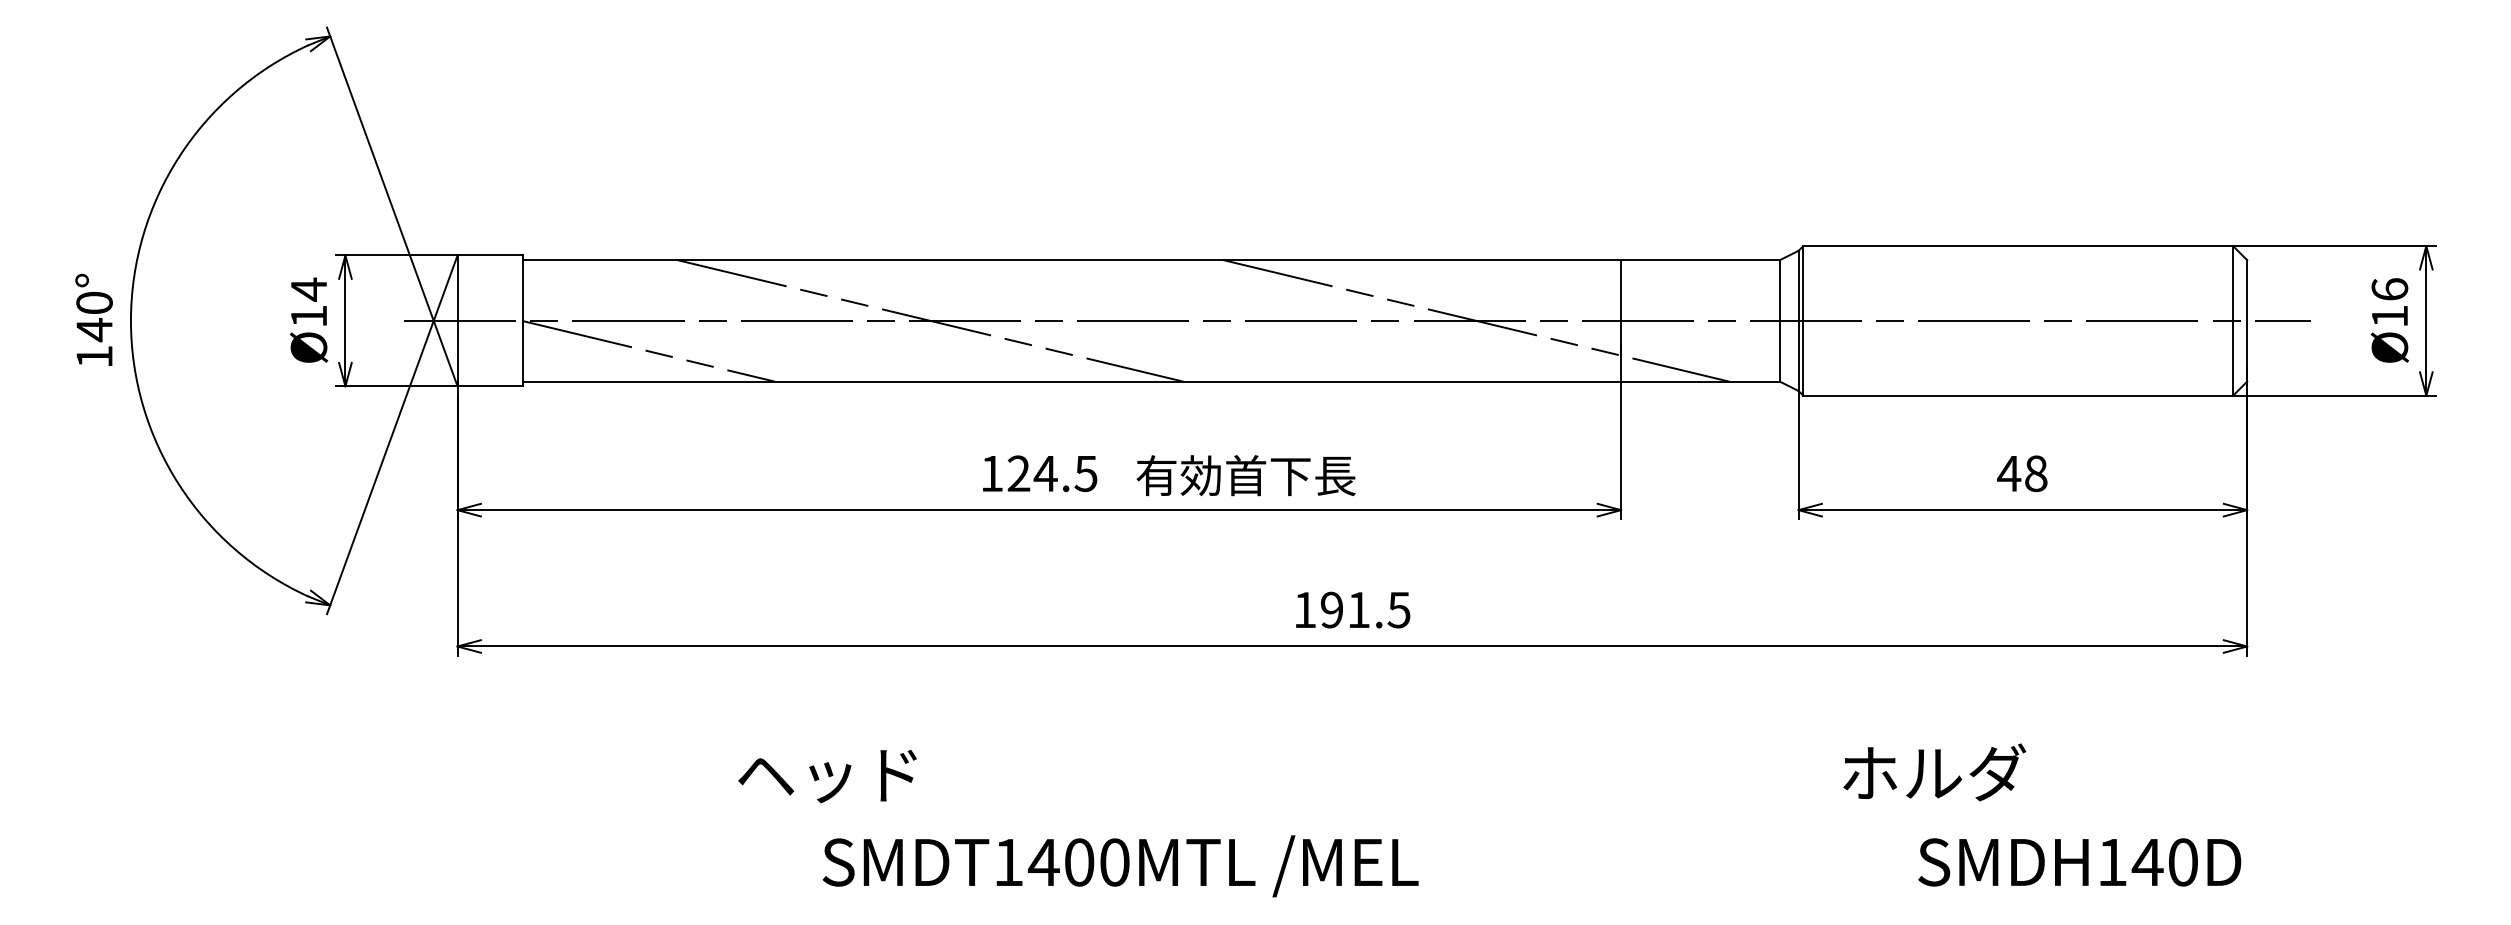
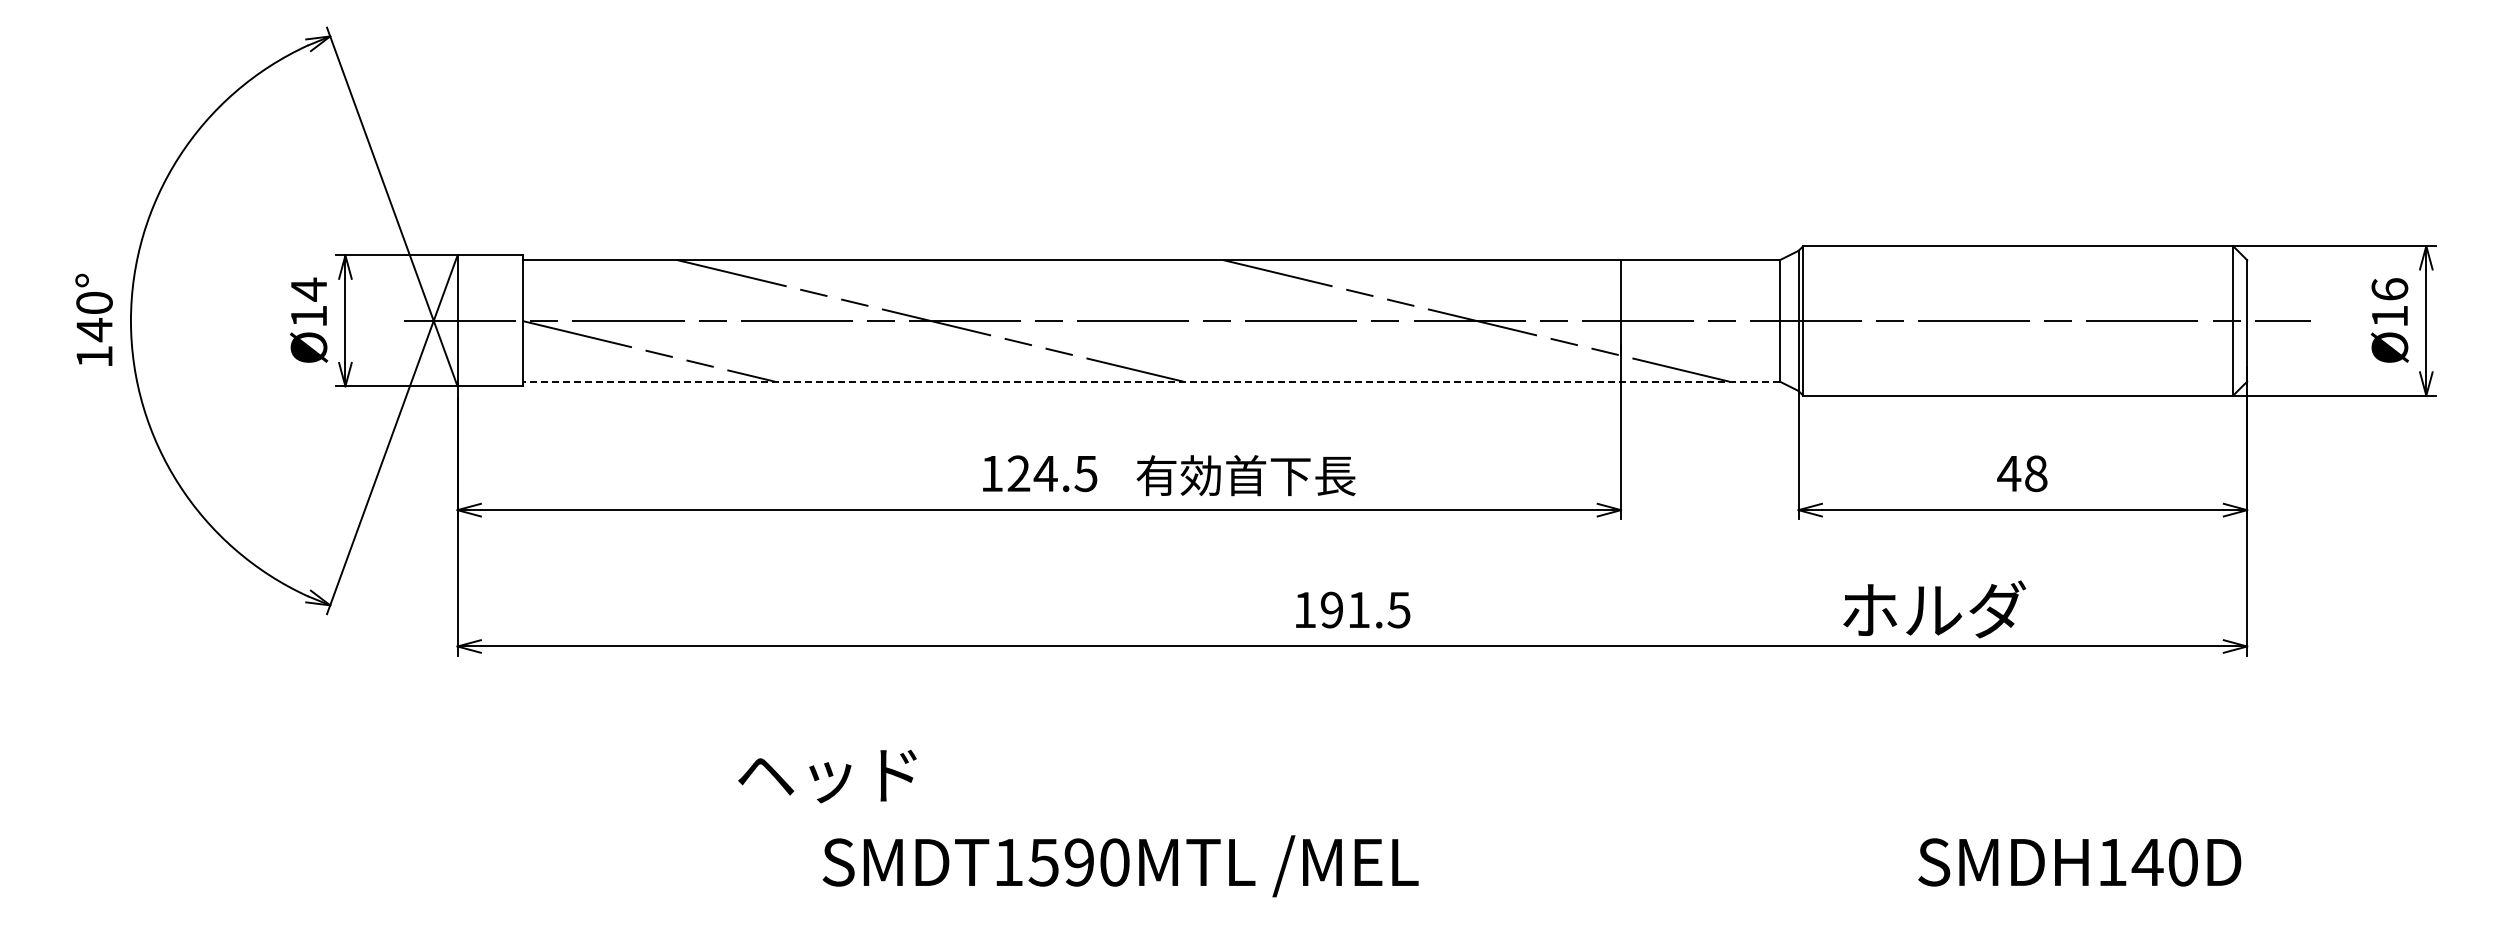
line: solid -> dashed (1151, 381)
text position: (1934, 772) -> (1934, 609) (1934, 609)
text: SMDT1400MTL -> SMDT1590MTL (1060, 862)
